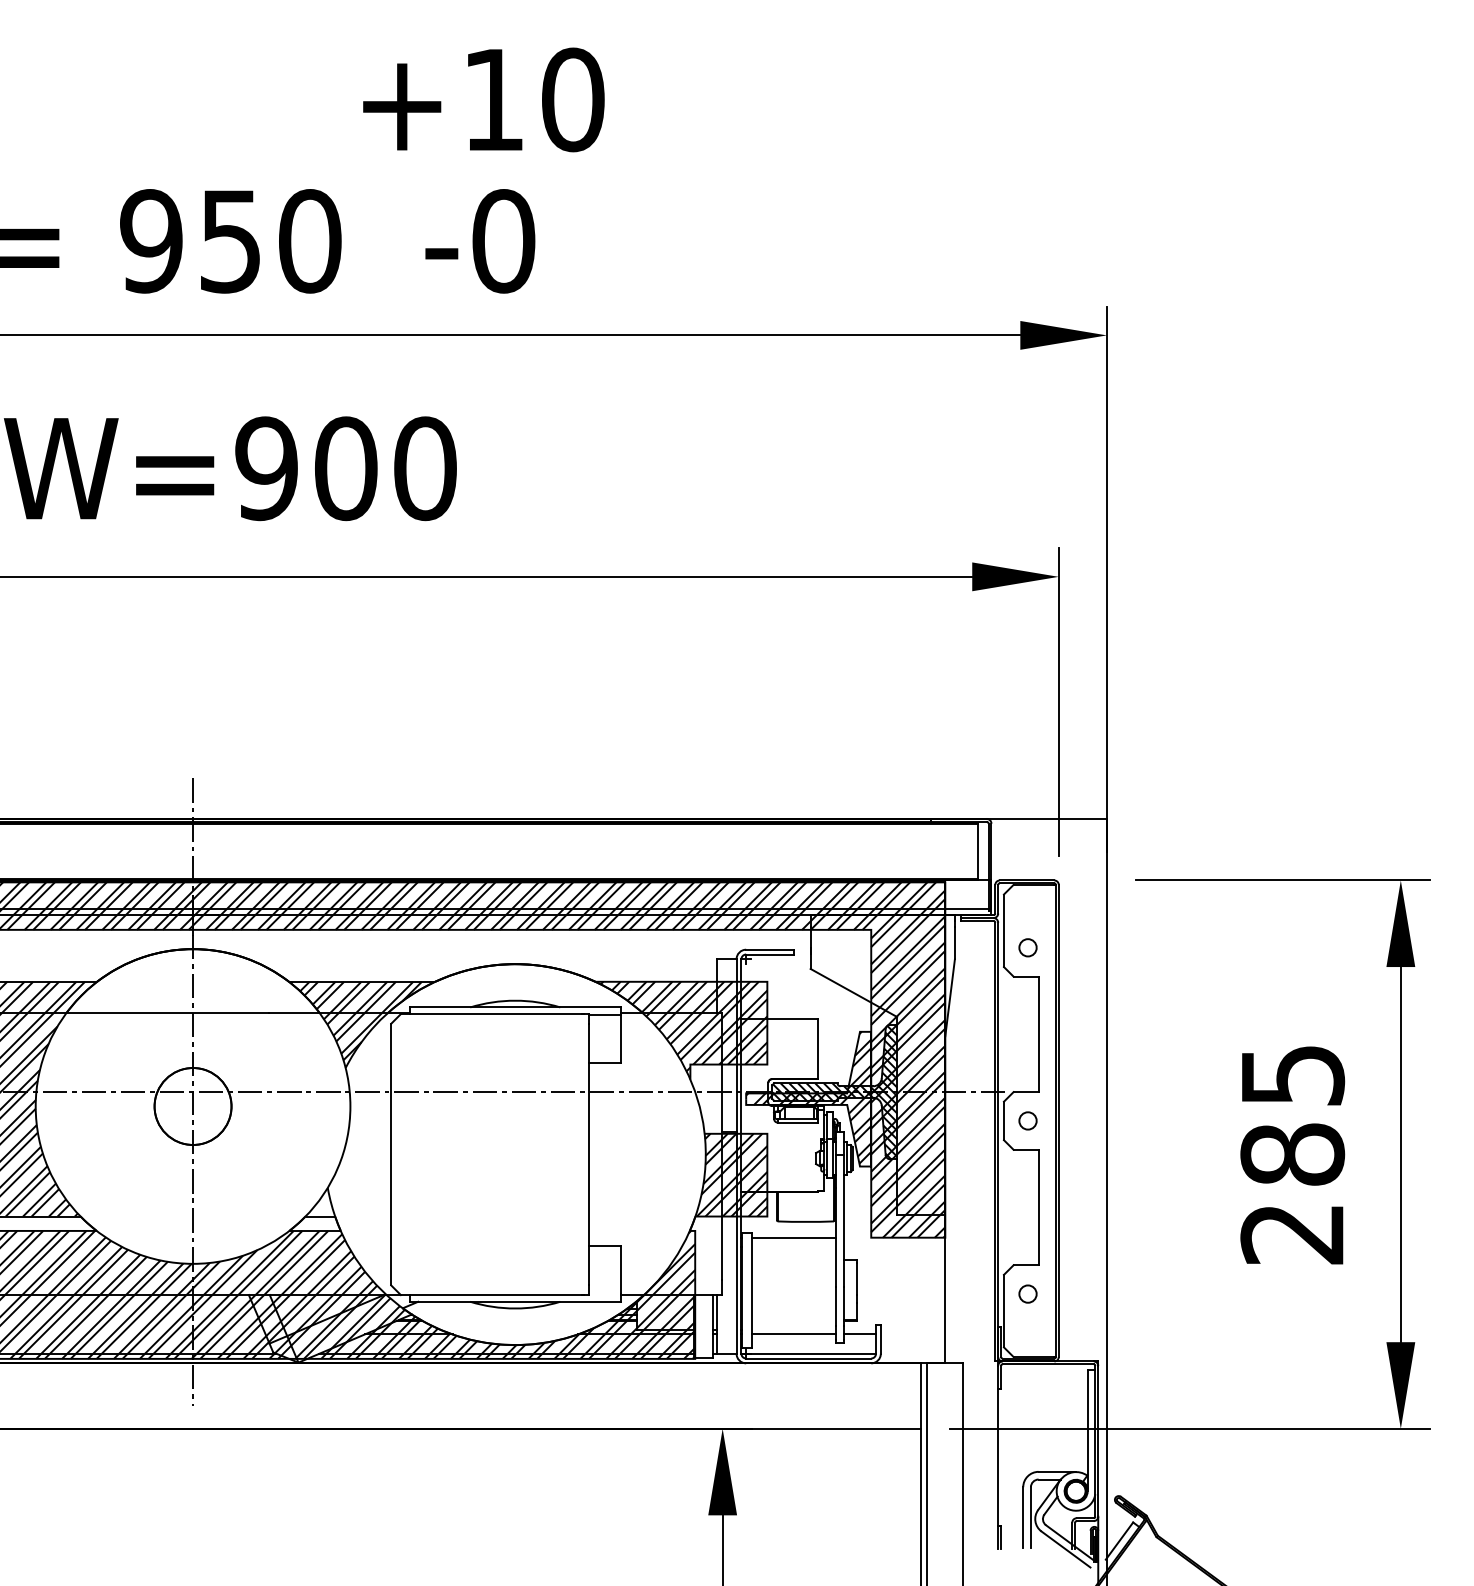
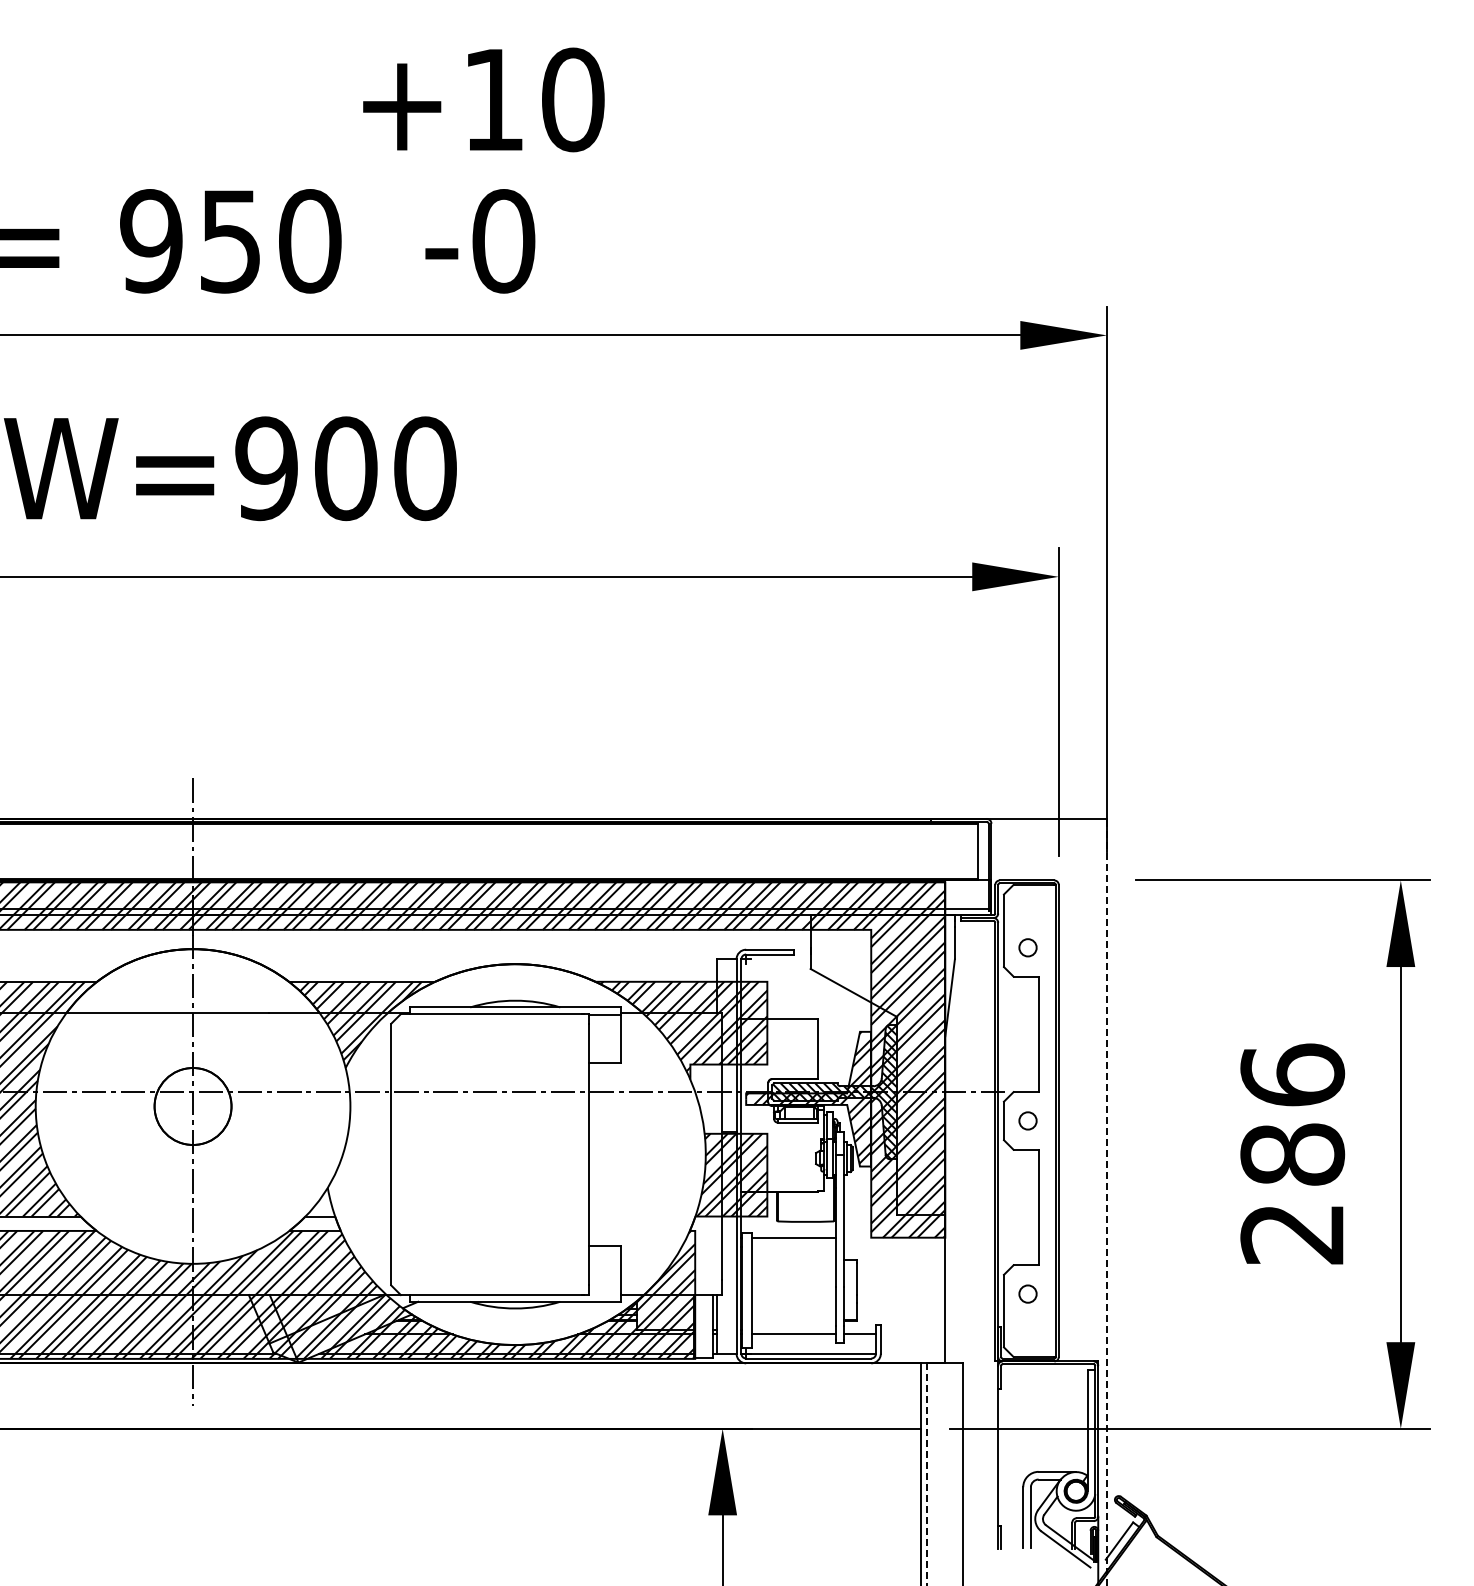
text: 285 -> 286 (1292, 1074)
line: solid -> dashed (1106, 1201)
line: solid -> dashed (927, 1474)
